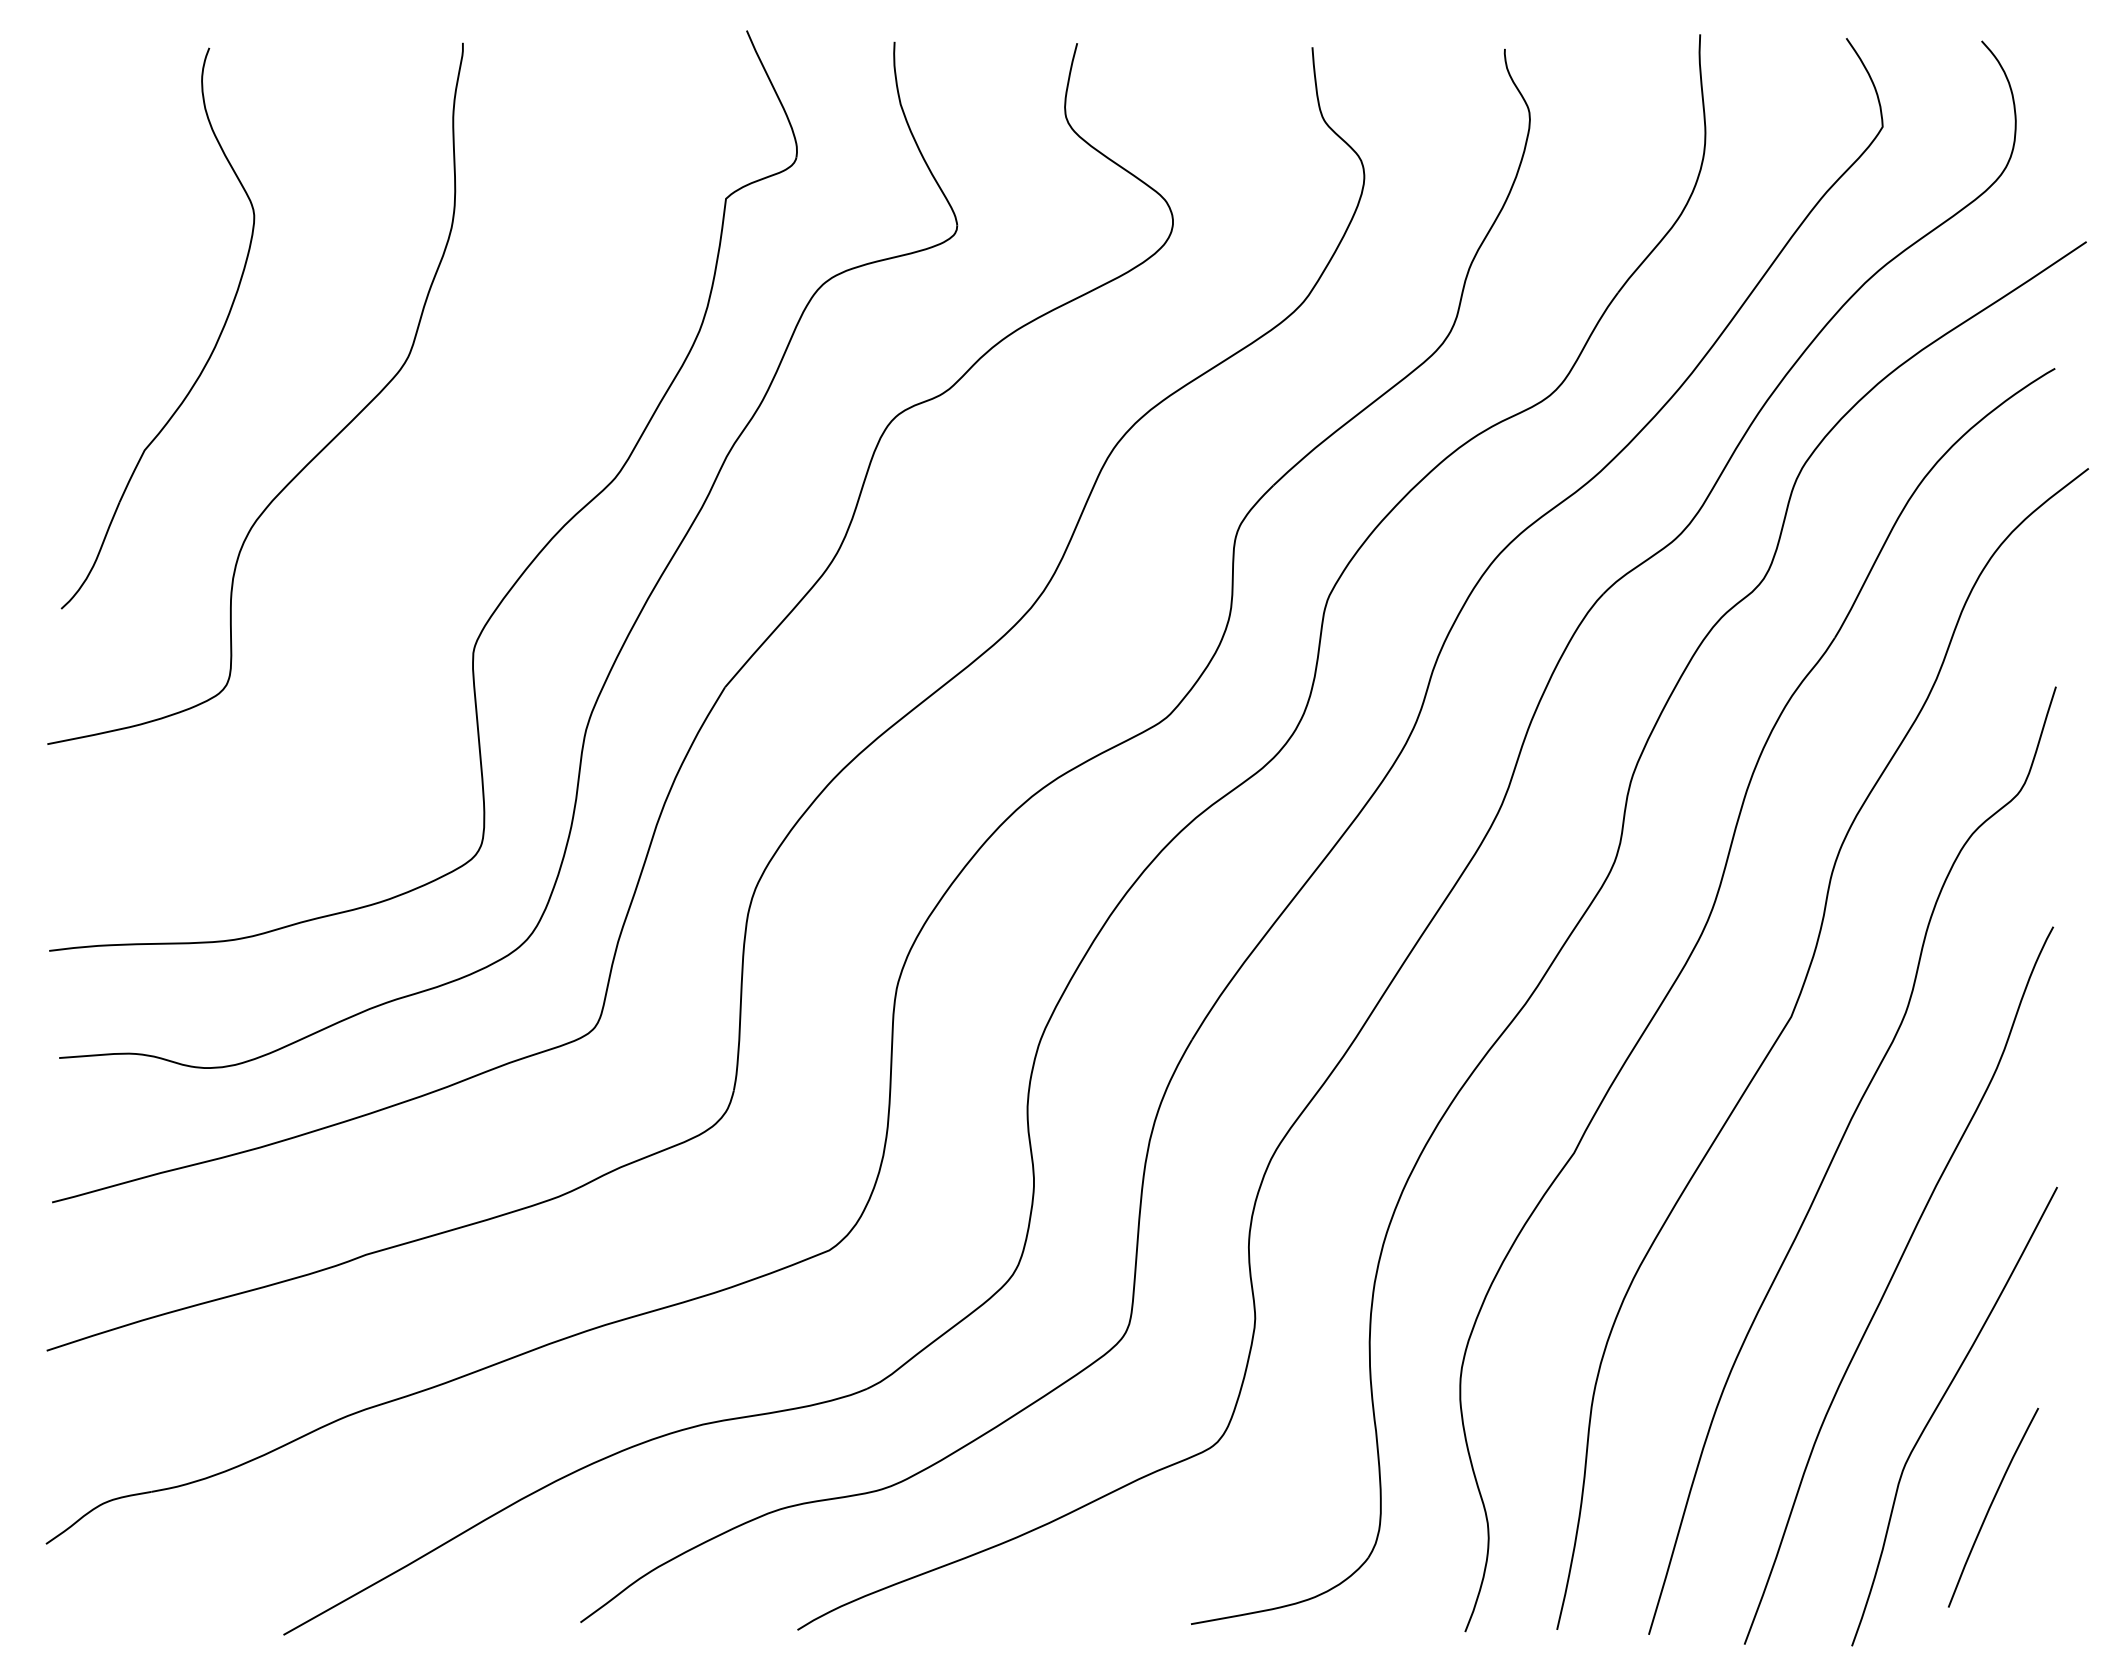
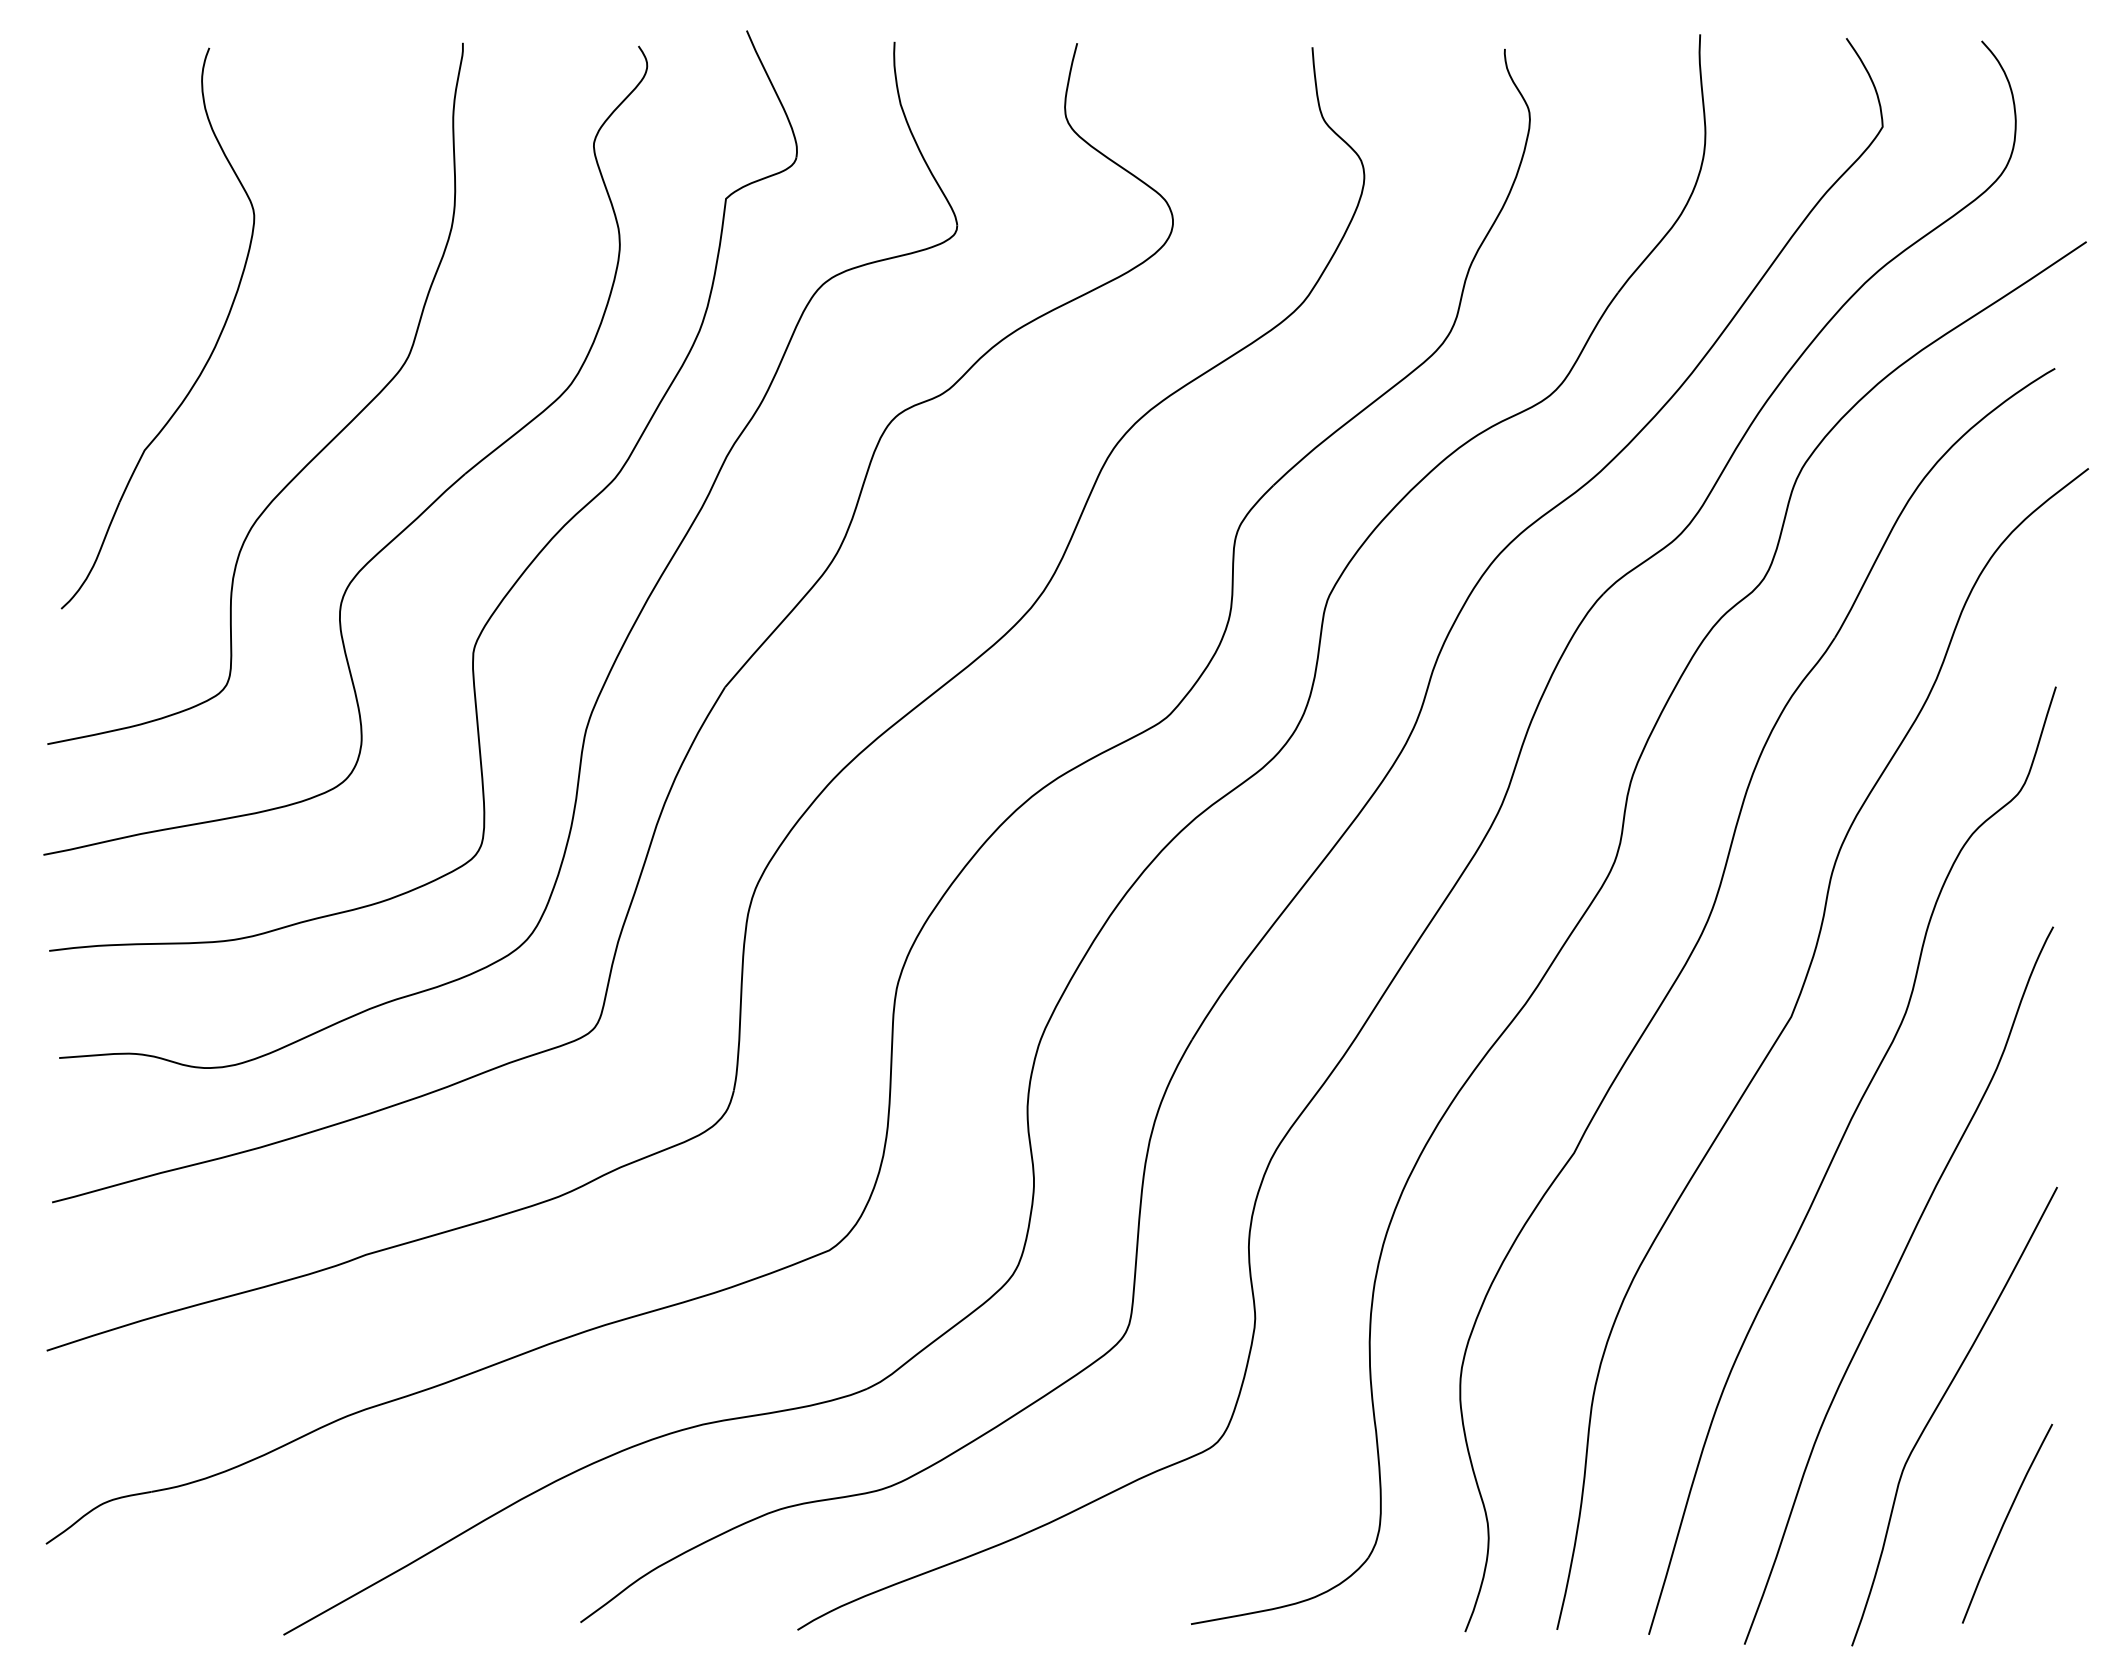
part: none -> present (409, 523)
curve position: (1991, 1506) -> (2005, 1522) (2005, 1522)
